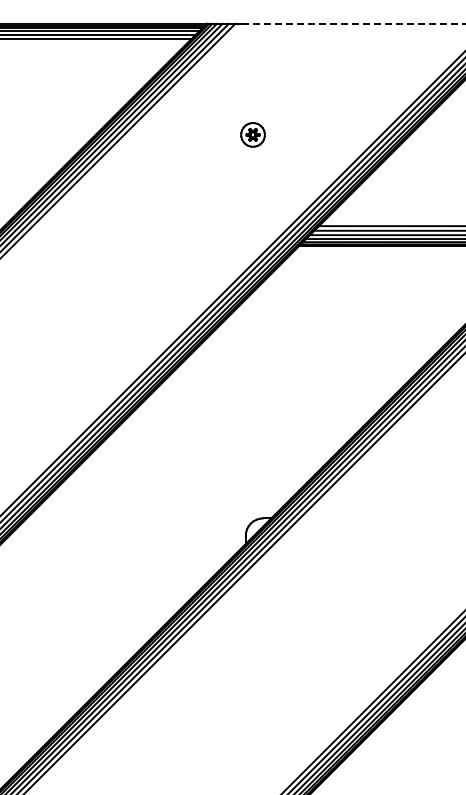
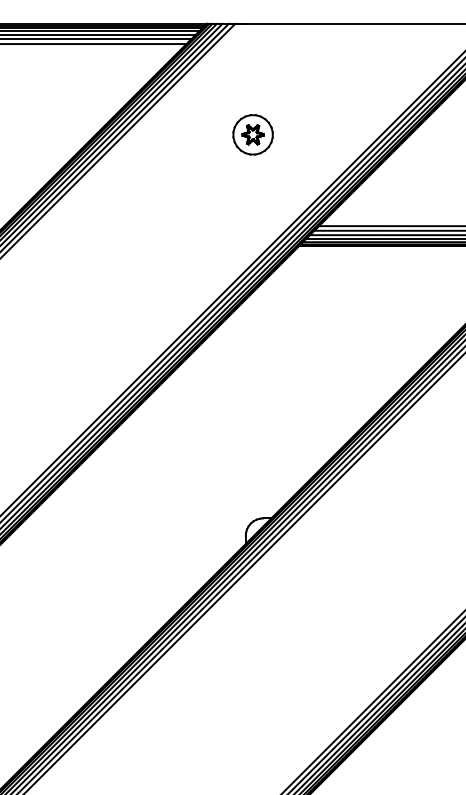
line: dashed -> solid (353, 23)
line: none -> present (94, 44)
part size: 26x26 px -> 42x42 px (252, 134)
